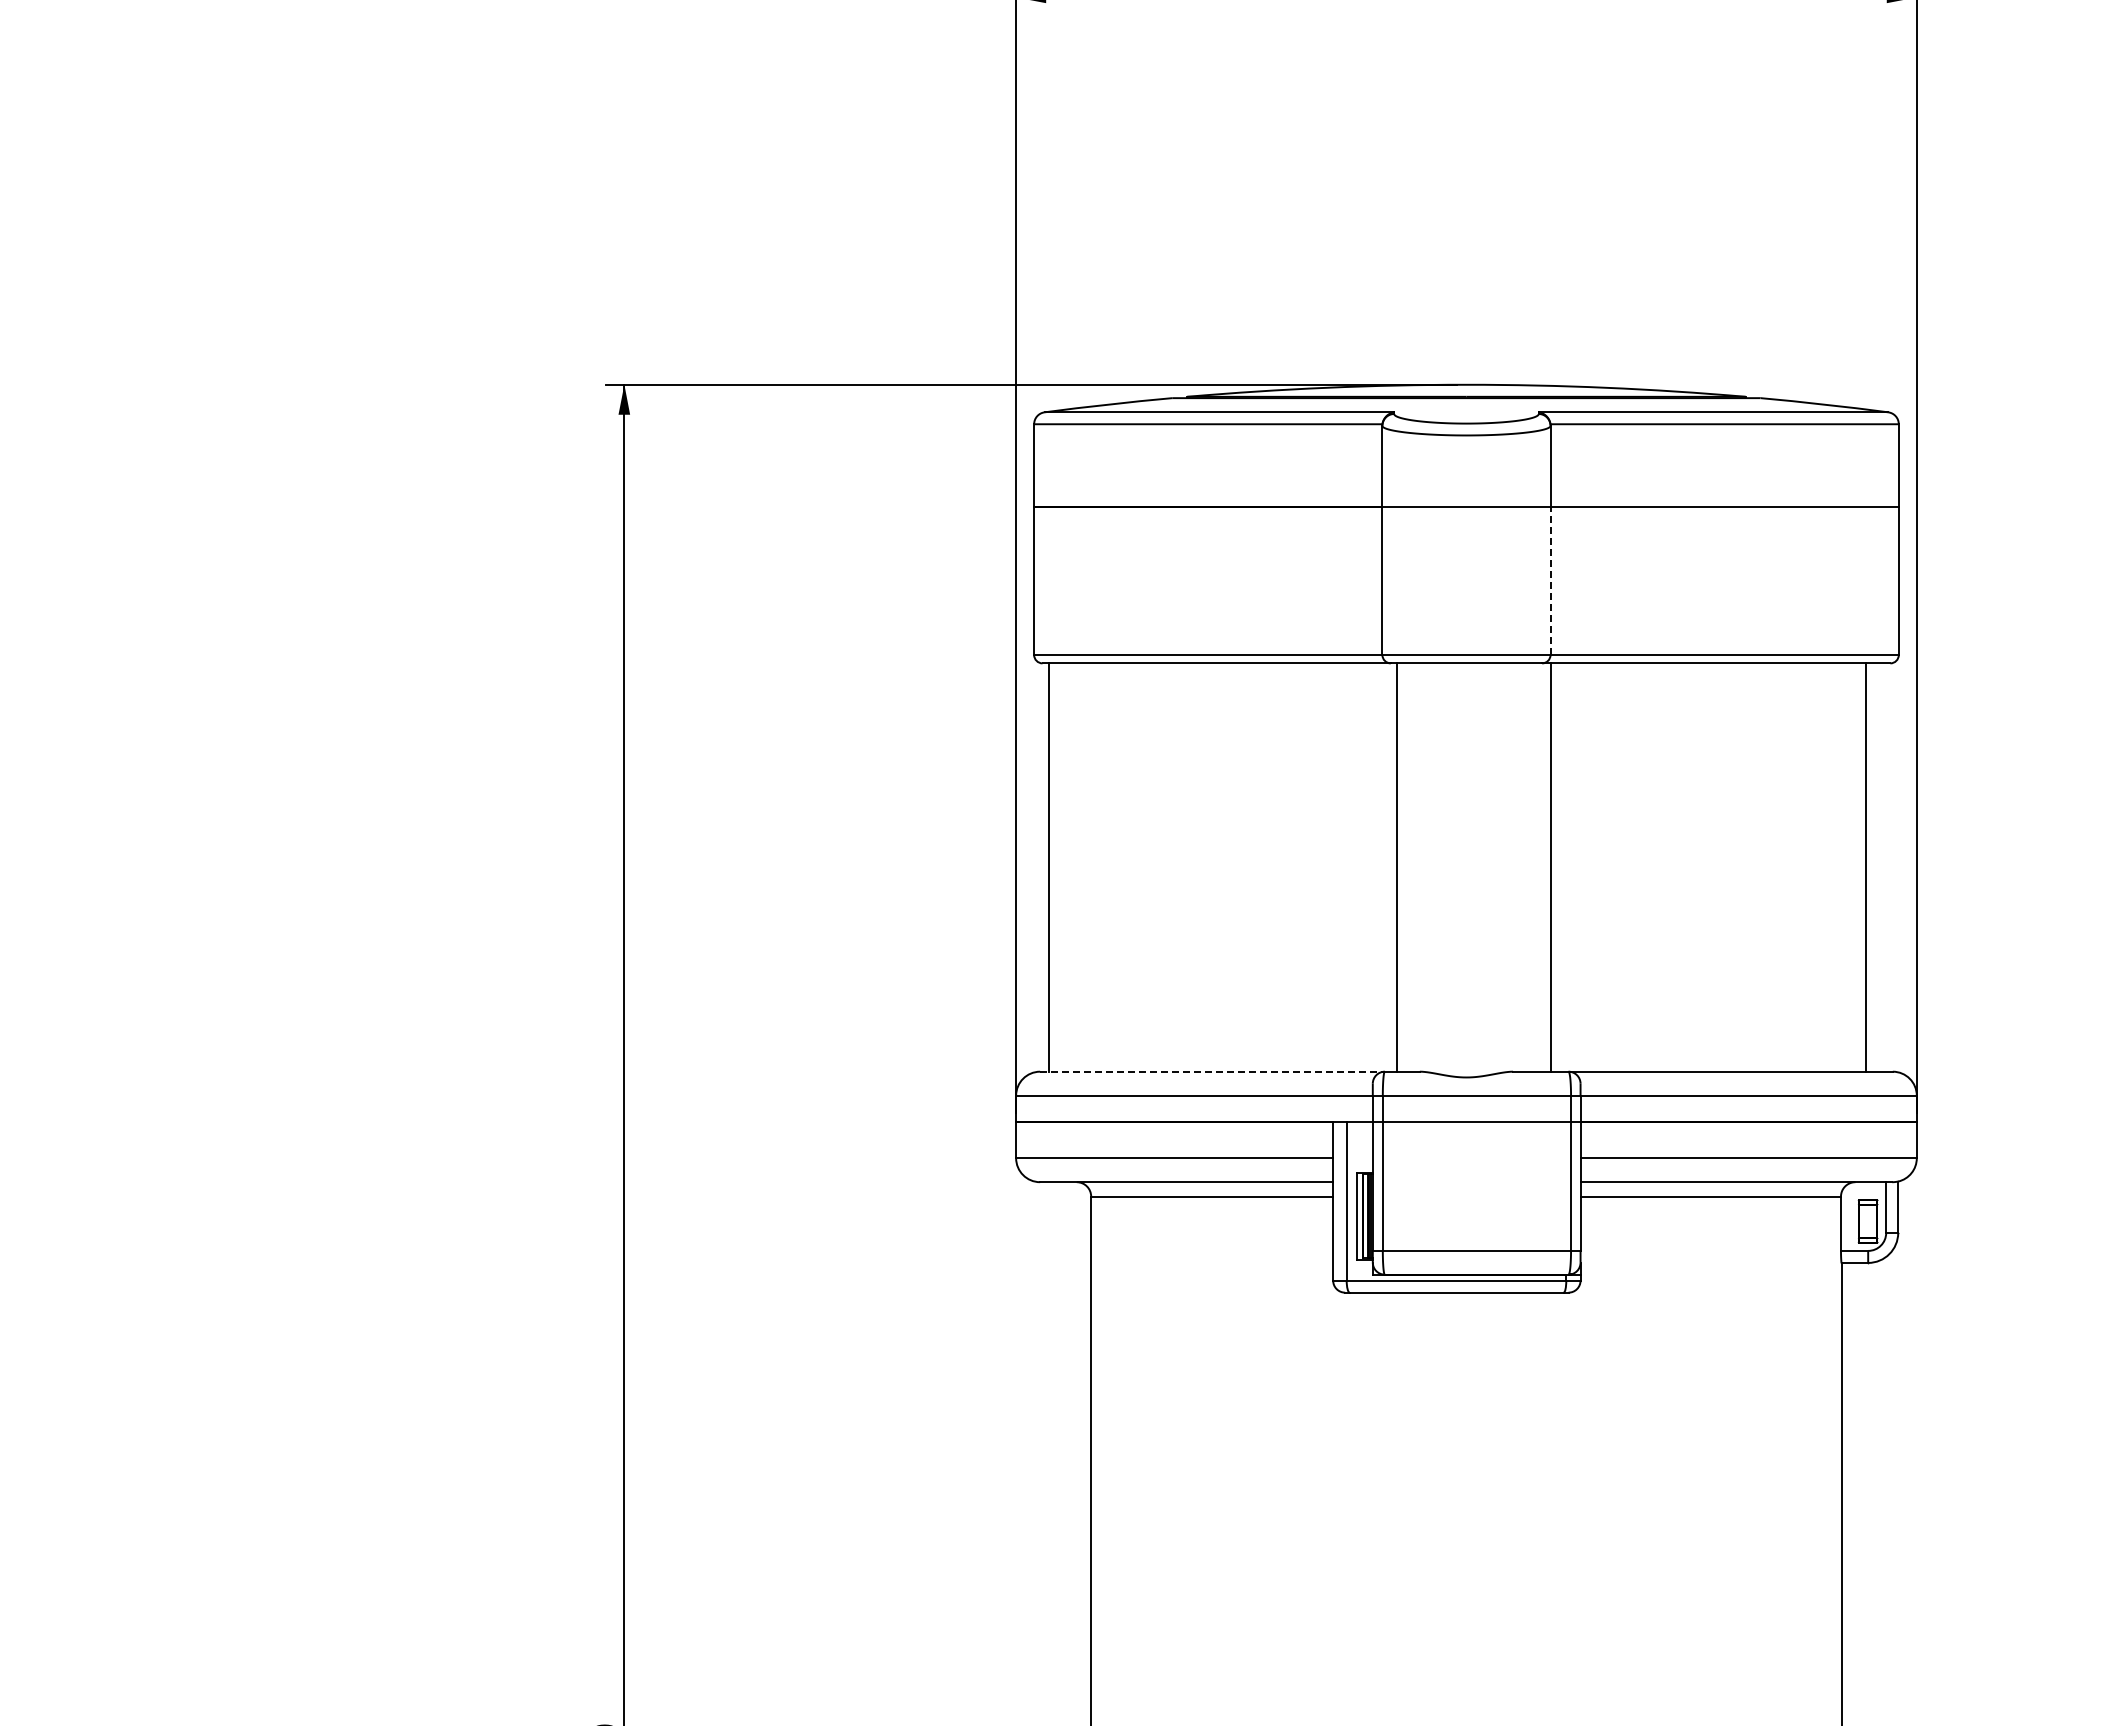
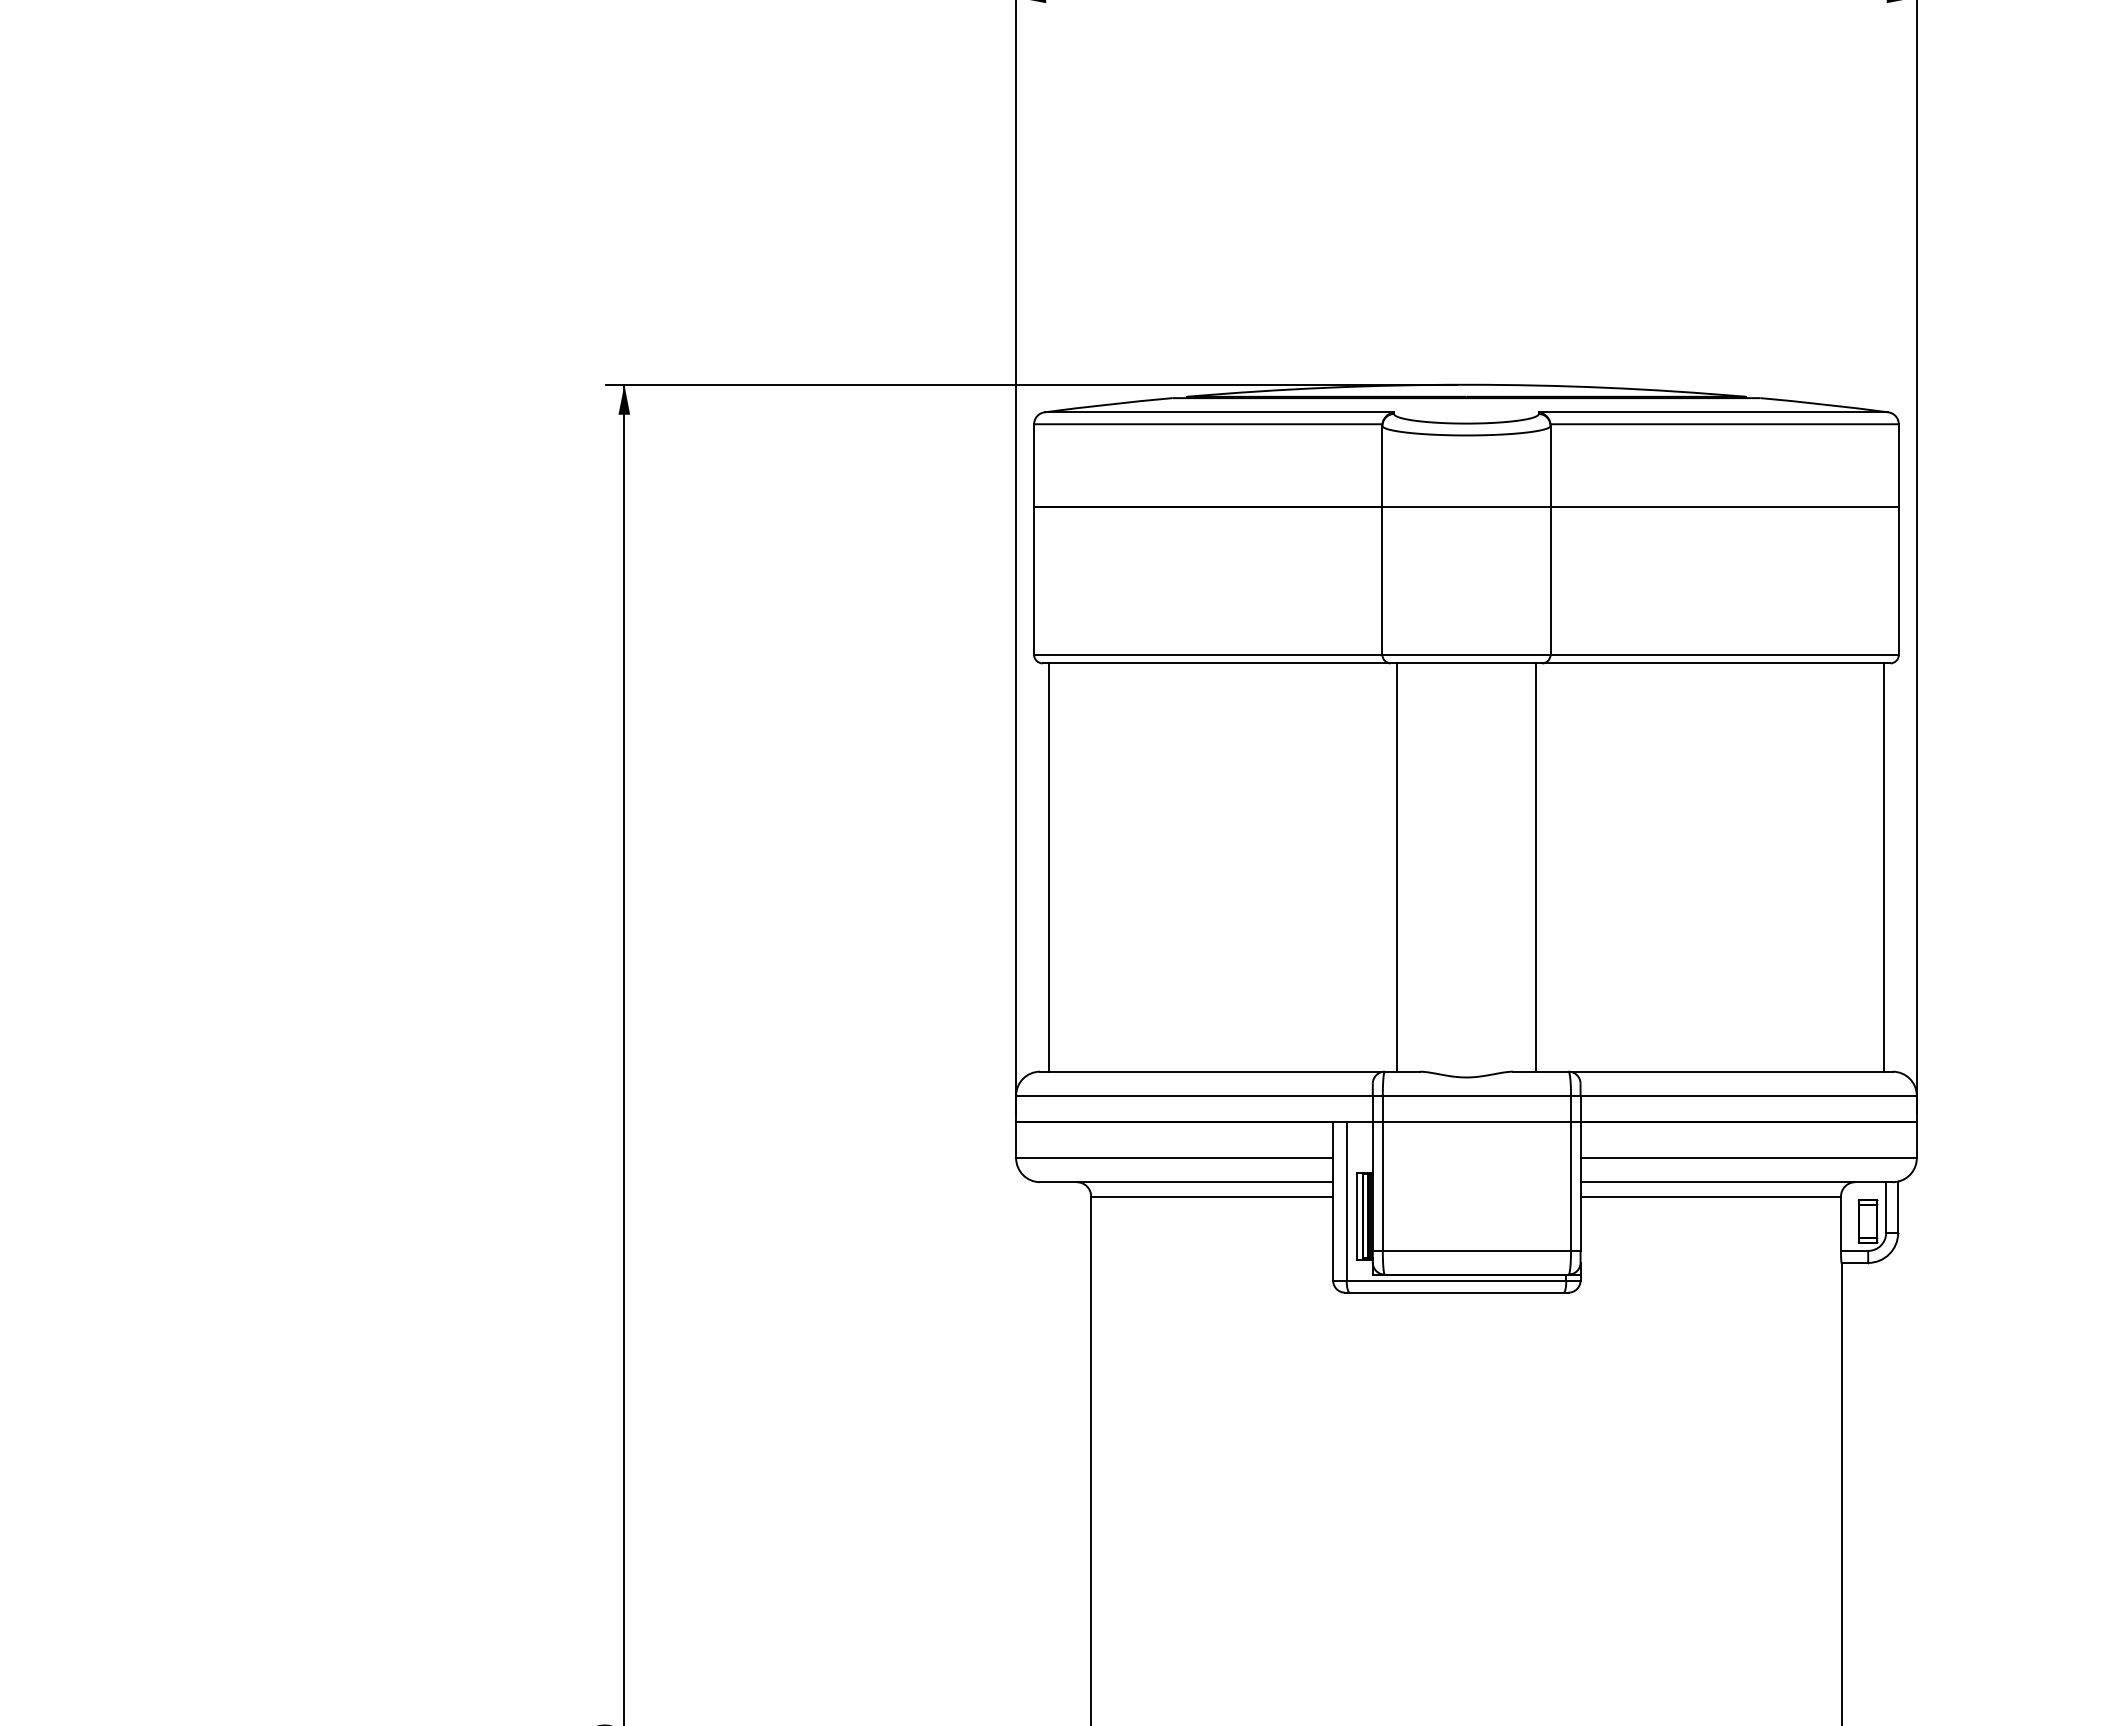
line: dashed -> solid (1550, 581)
line position: (1551, 867) -> (1536, 867) (1536, 867)
line position: (1865, 867) -> (1883, 867) (1883, 867)
line: dashed -> solid (1212, 1071)
